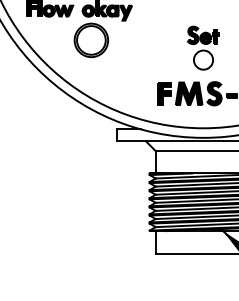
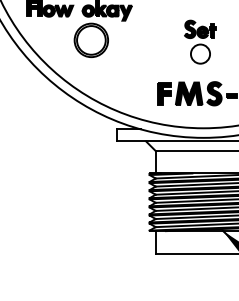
part position: (203, 47) -> (200, 41) (200, 41)
